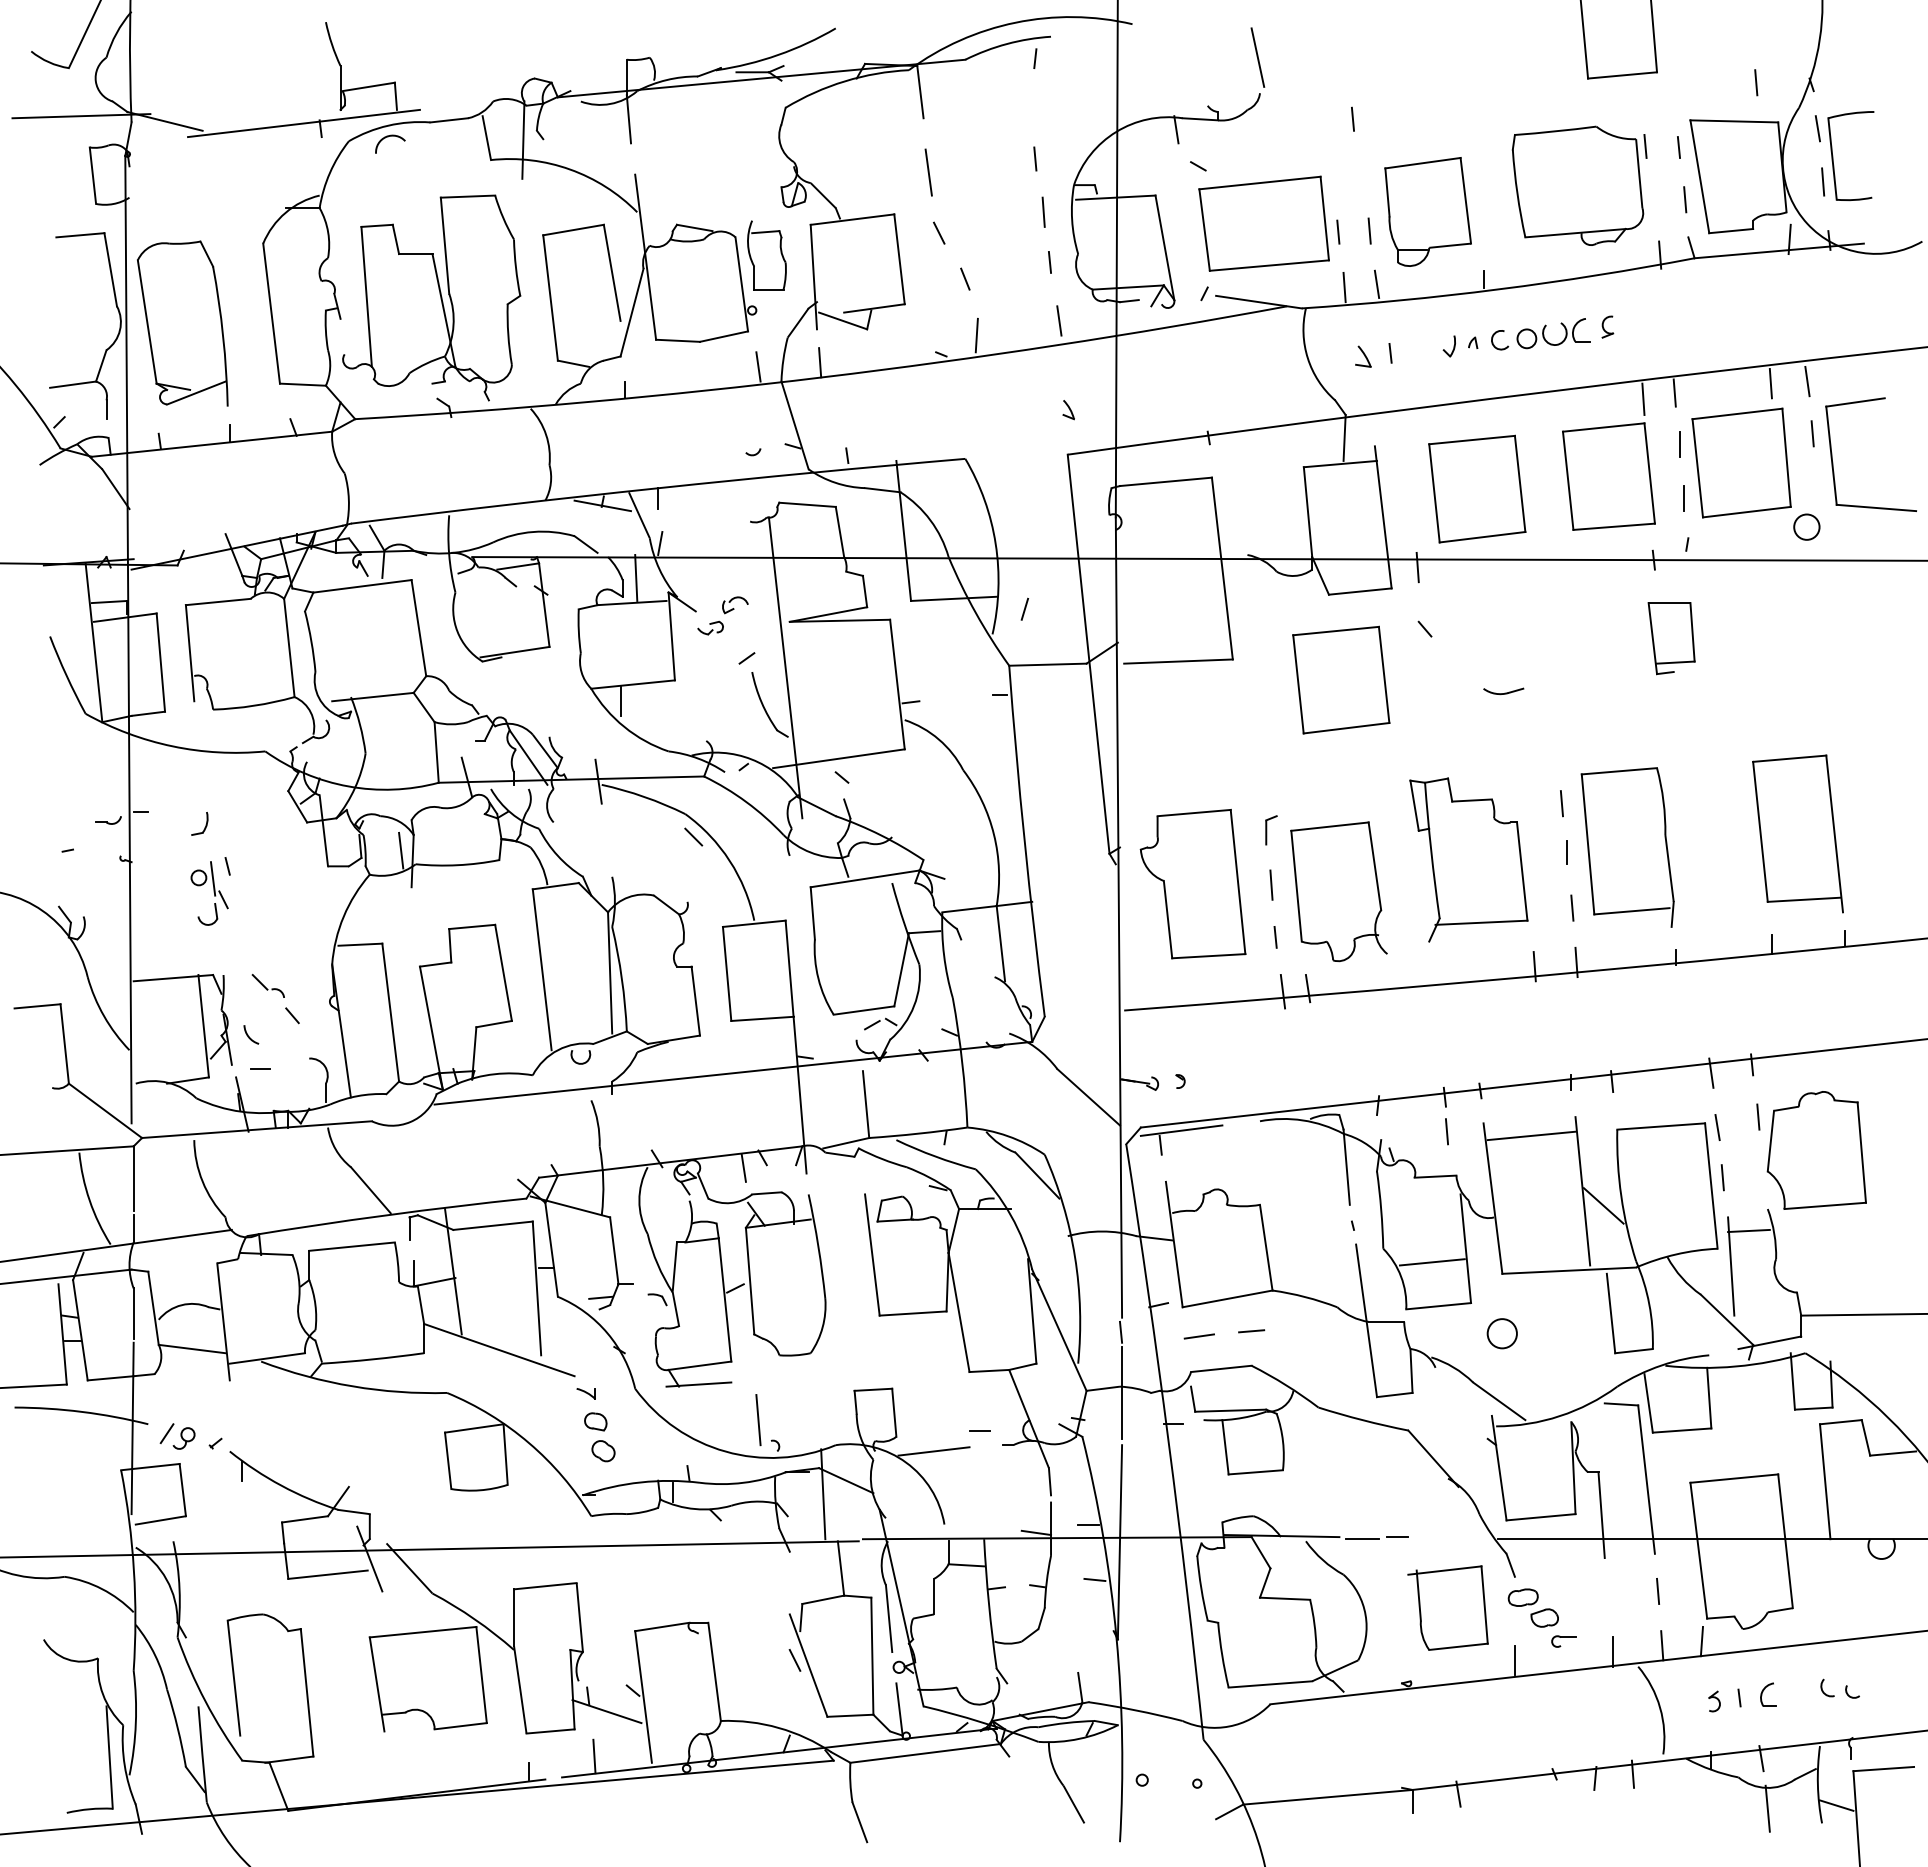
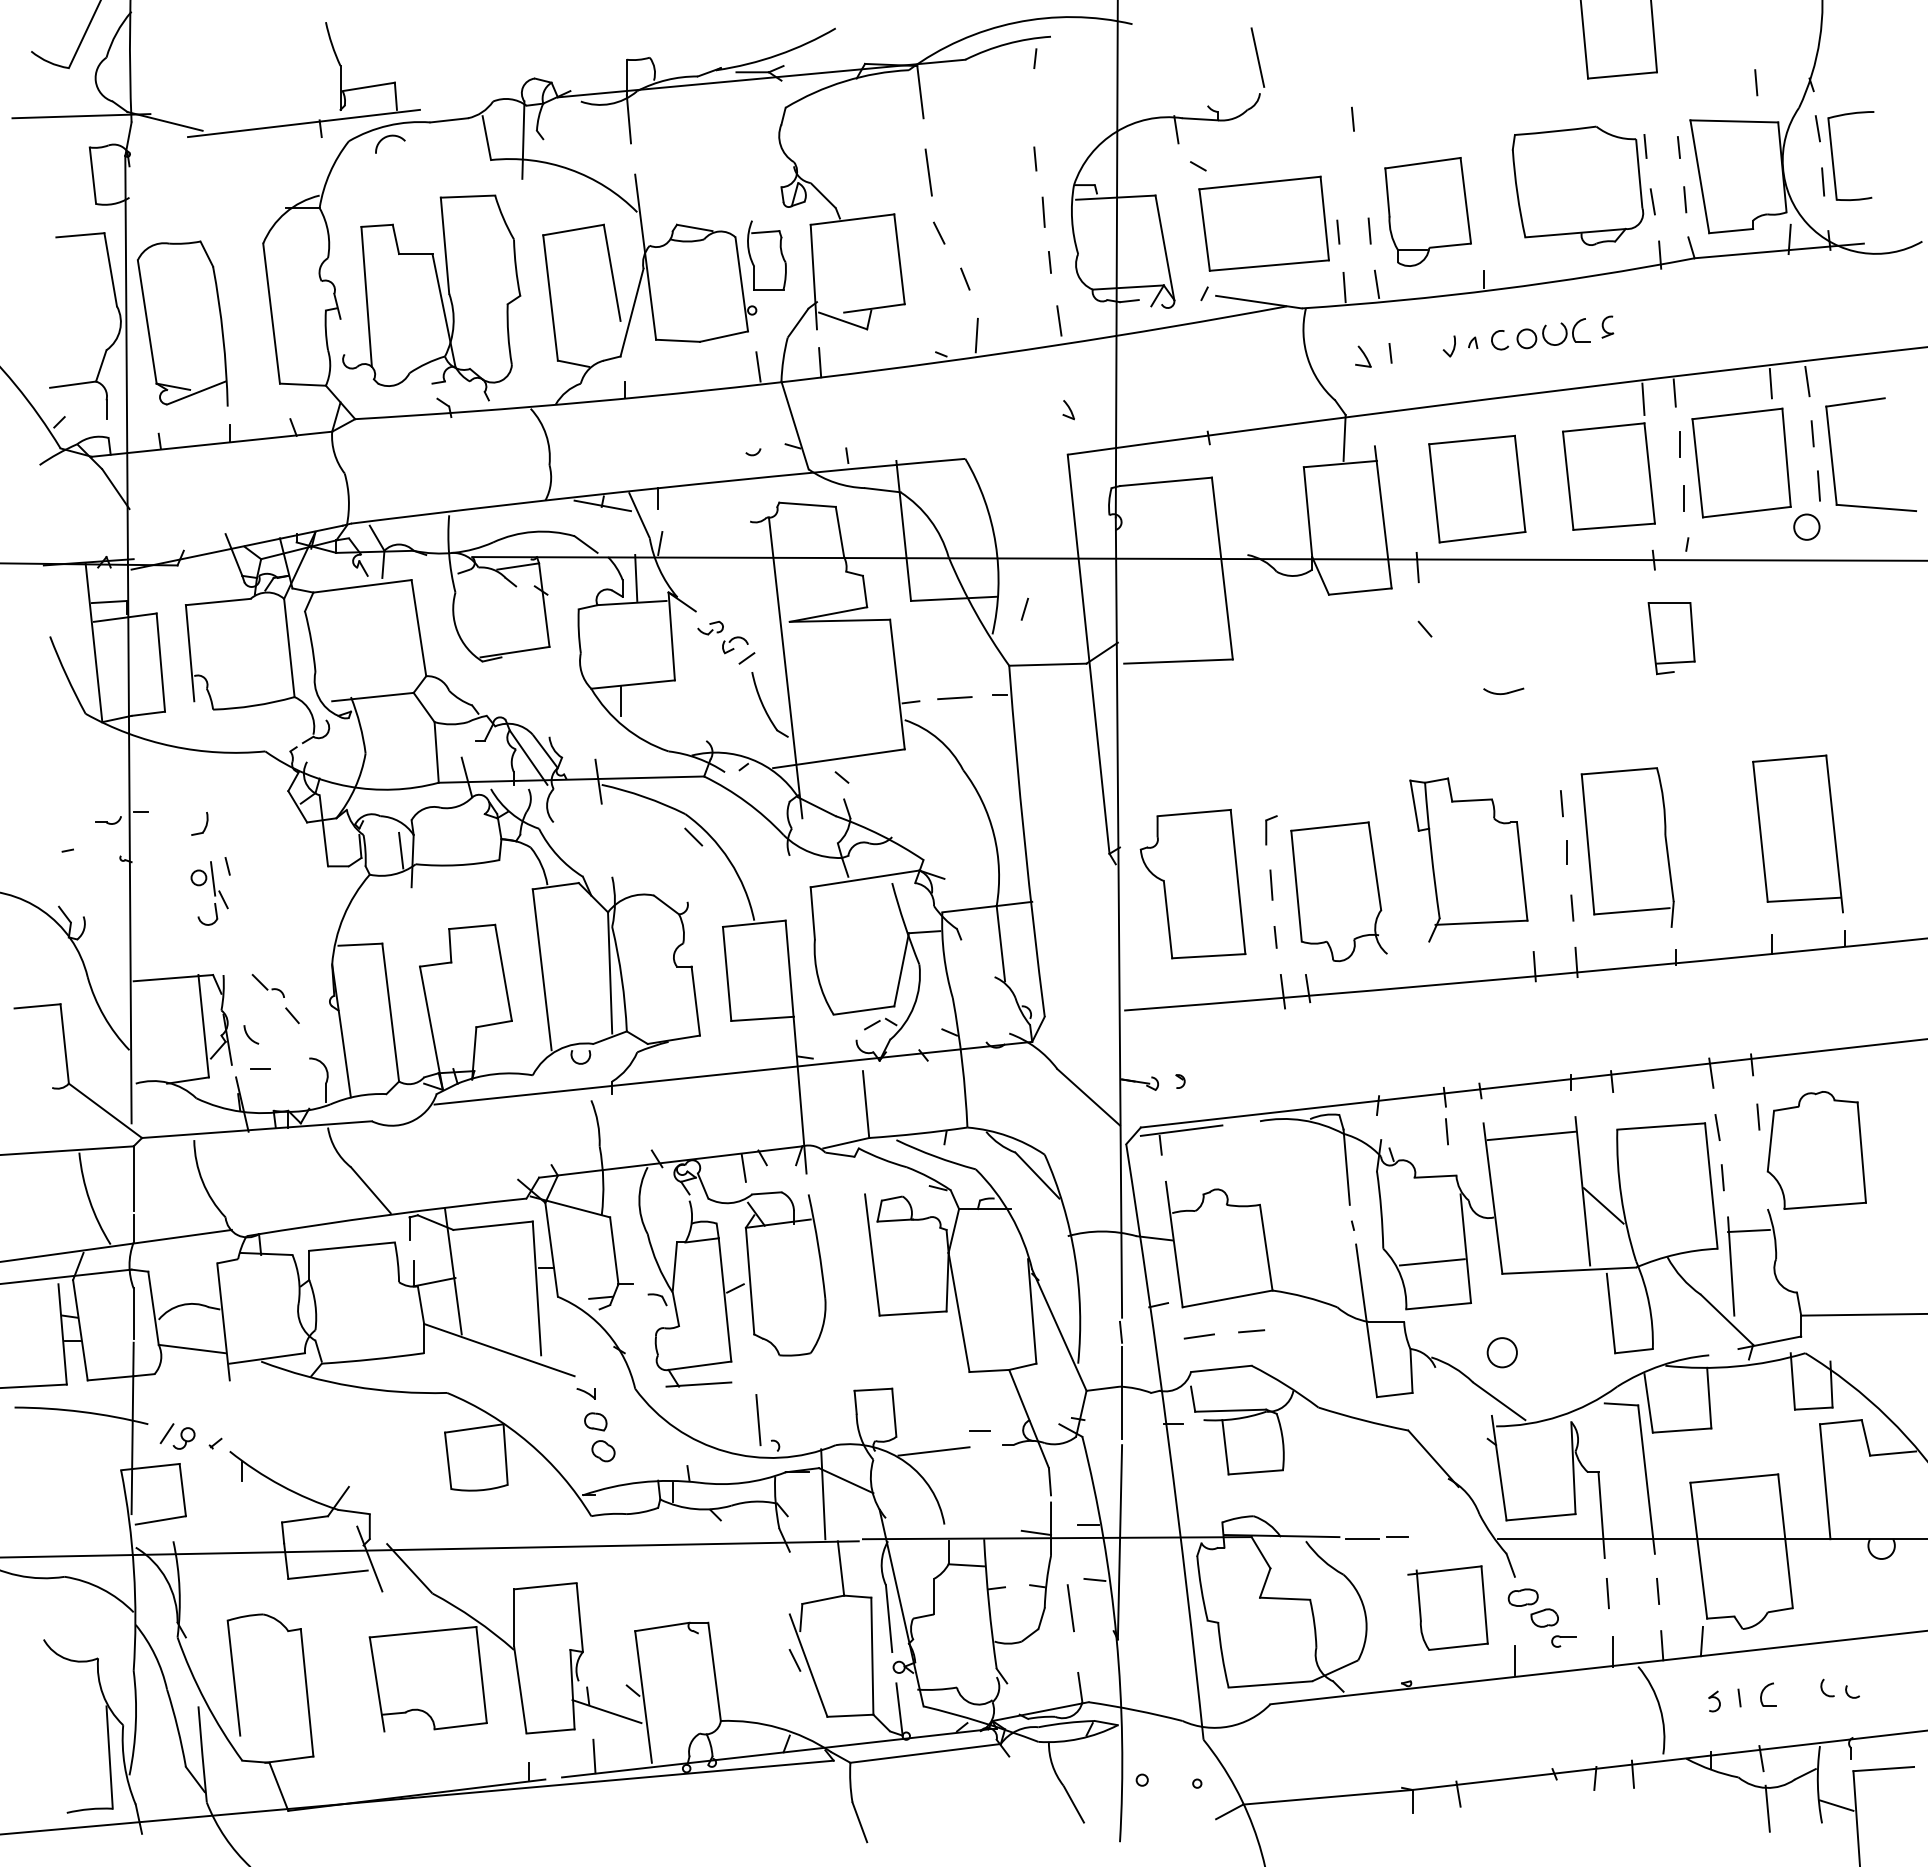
line: none -> present (1652, 201)
line: none -> present (1818, 485)
part position: (735, 605) -> (735, 645) (735, 645)
part: present -> none (1341, 679)
line: none -> present (954, 698)
circle position: (1501, 1333) -> (1501, 1352) (1501, 1352)
line: none -> present (1607, 1593)
line: none -> present (1070, 1608)
